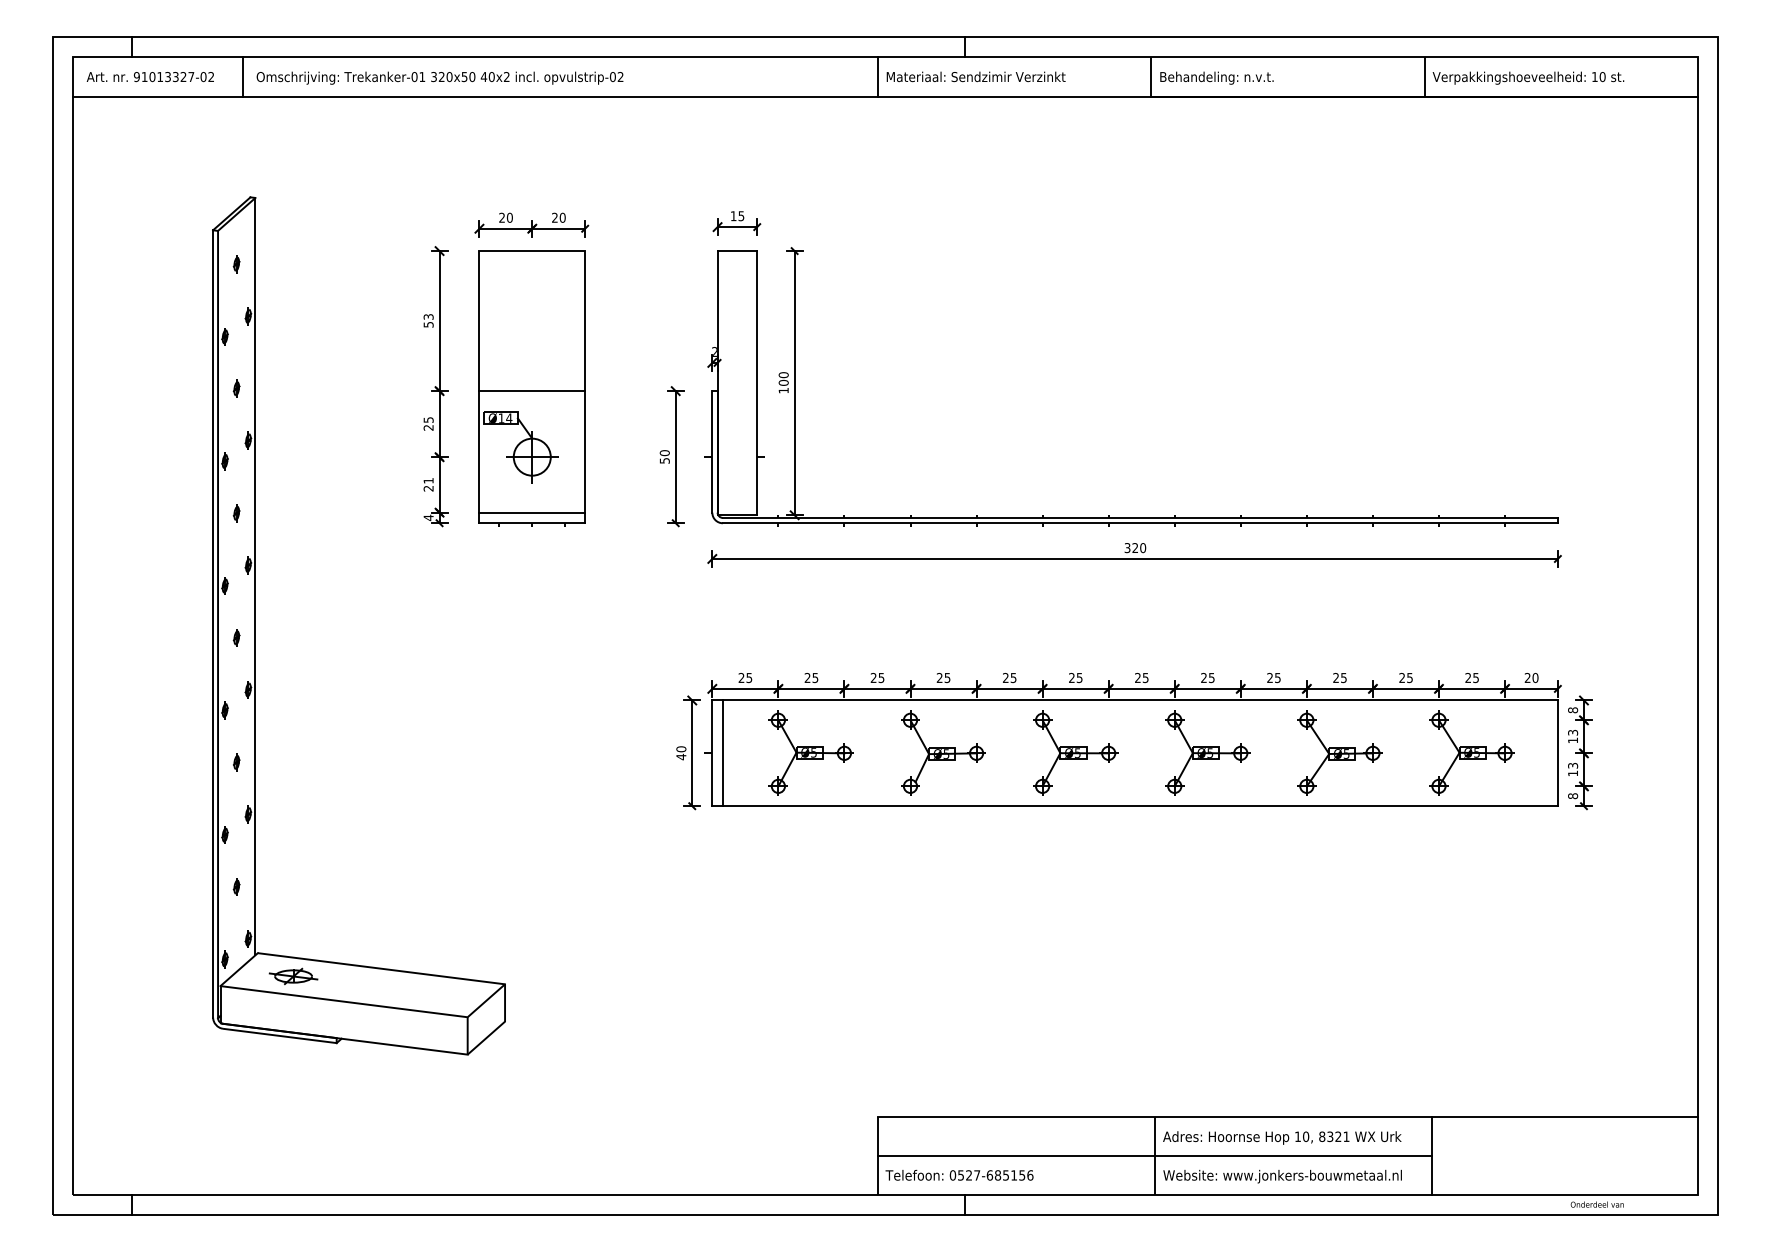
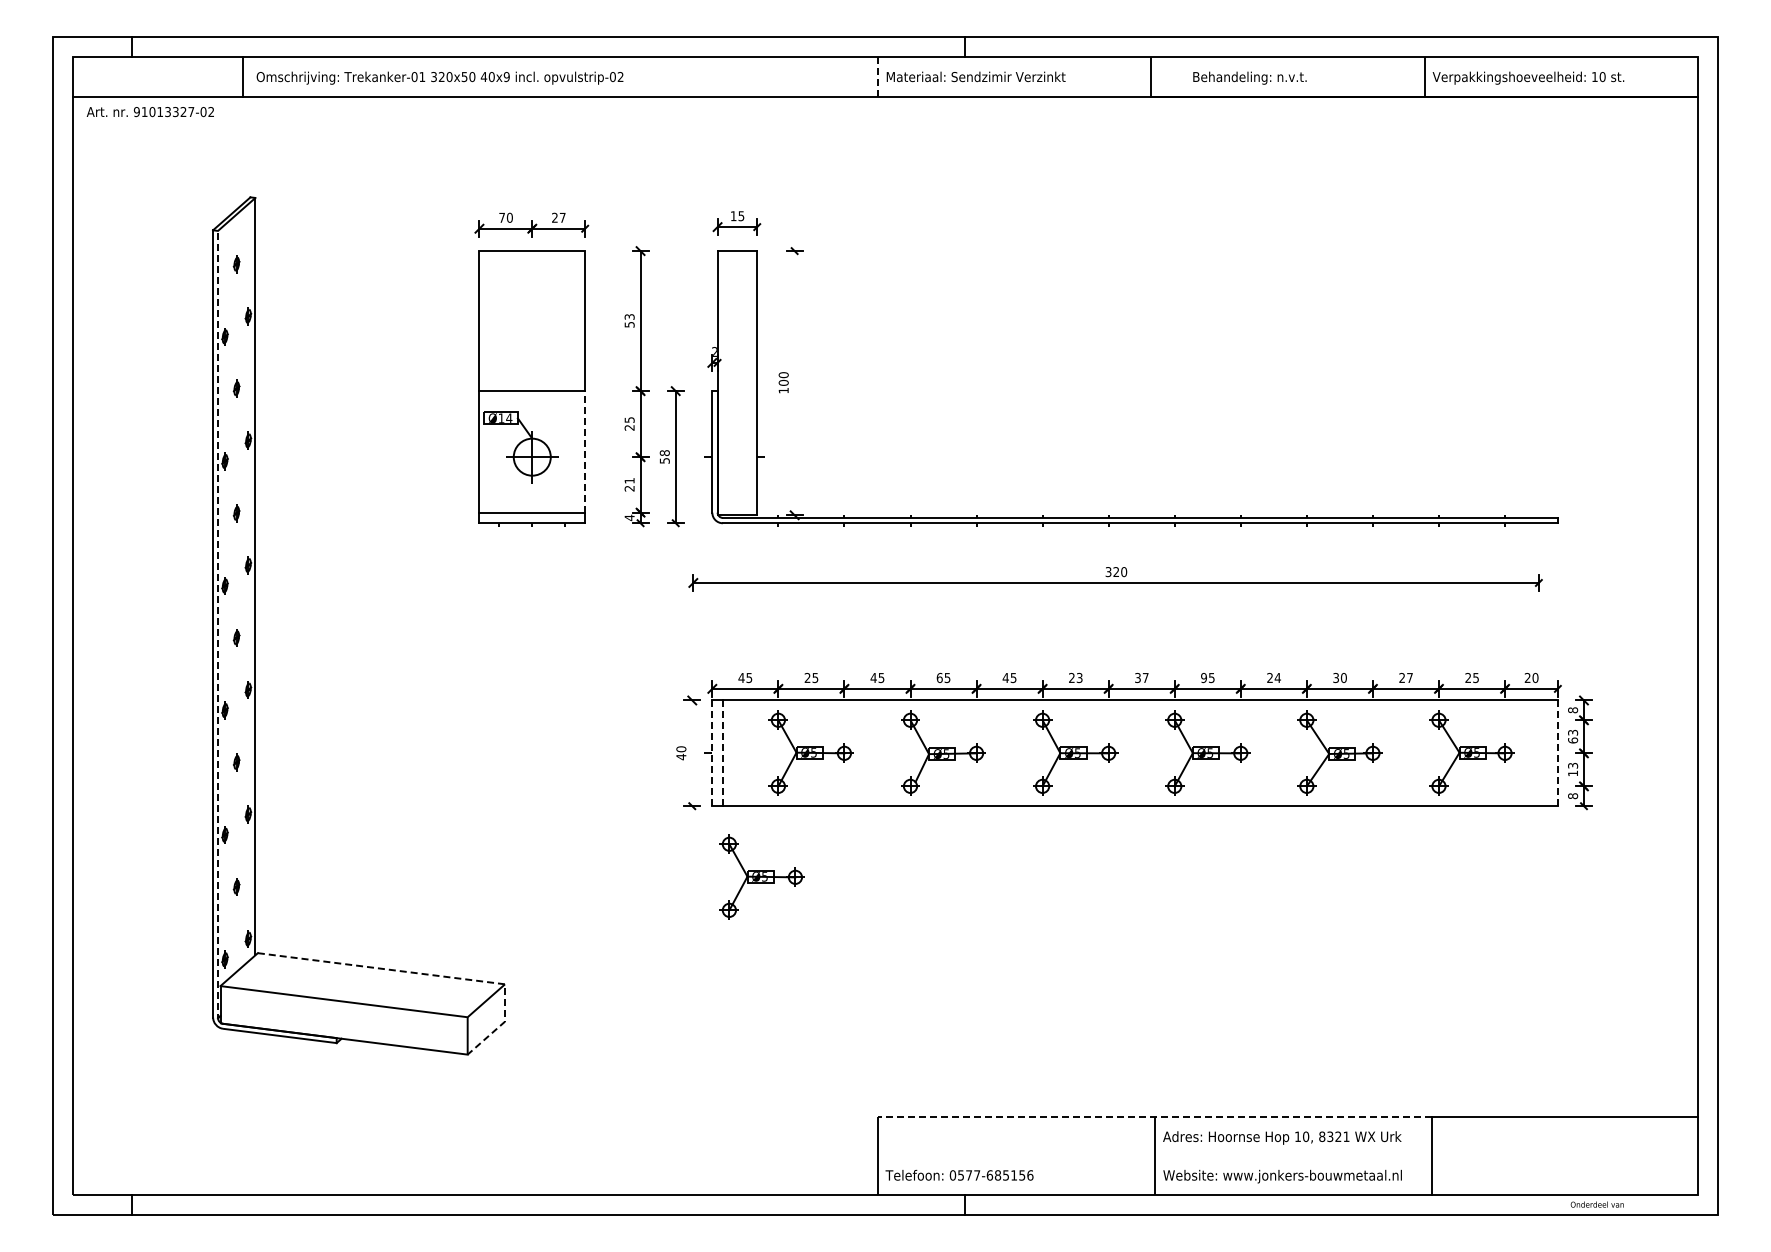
text position: (149, 77) -> (149, 112) (149, 112)
text: 40x2 -> 40x9 (506, 77)
line: solid -> dashed (877, 77)
text position: (1216, 77) -> (1249, 77) (1249, 77)
text: 20 -> 70 (501, 217)
text: 20 -> 27 (562, 217)
line: present -> none (794, 383)
part position: (435, 386) -> (636, 386) (636, 386)
line: solid -> dashed (585, 451)
text: 50 -> 58 (664, 453)
part position: (1134, 555) -> (1115, 579) (1115, 579)
line: solid -> dashed (218, 626)
text: 25 -> 23 (1079, 676)
text: 25 -> 45 (741, 677)
text: 25 -> 45 (873, 677)
text: 25 -> 65 (939, 677)
text: 25 -> 45 (1005, 677)
text: 25 -> 37 (1141, 678)
text: 25 -> 95 (1203, 678)
text: 25 -> 24 (1277, 678)
text: 25 -> 30 (1339, 678)
text: 25 -> 27 (1409, 678)
text: 13 -> 63 (1573, 740)
line: present -> none (692, 753)
line: solid -> dashed (712, 753)
line: solid -> dashed (722, 753)
line: solid -> dashed (1557, 753)
part: none -> present (761, 876)
line: solid -> dashed (425, 974)
part: present -> none (293, 976)
line: solid -> dashed (1154, 1117)
line: present -> none (1154, 1156)
text: 0527-685156 -> 0577-685156 (968, 1175)
